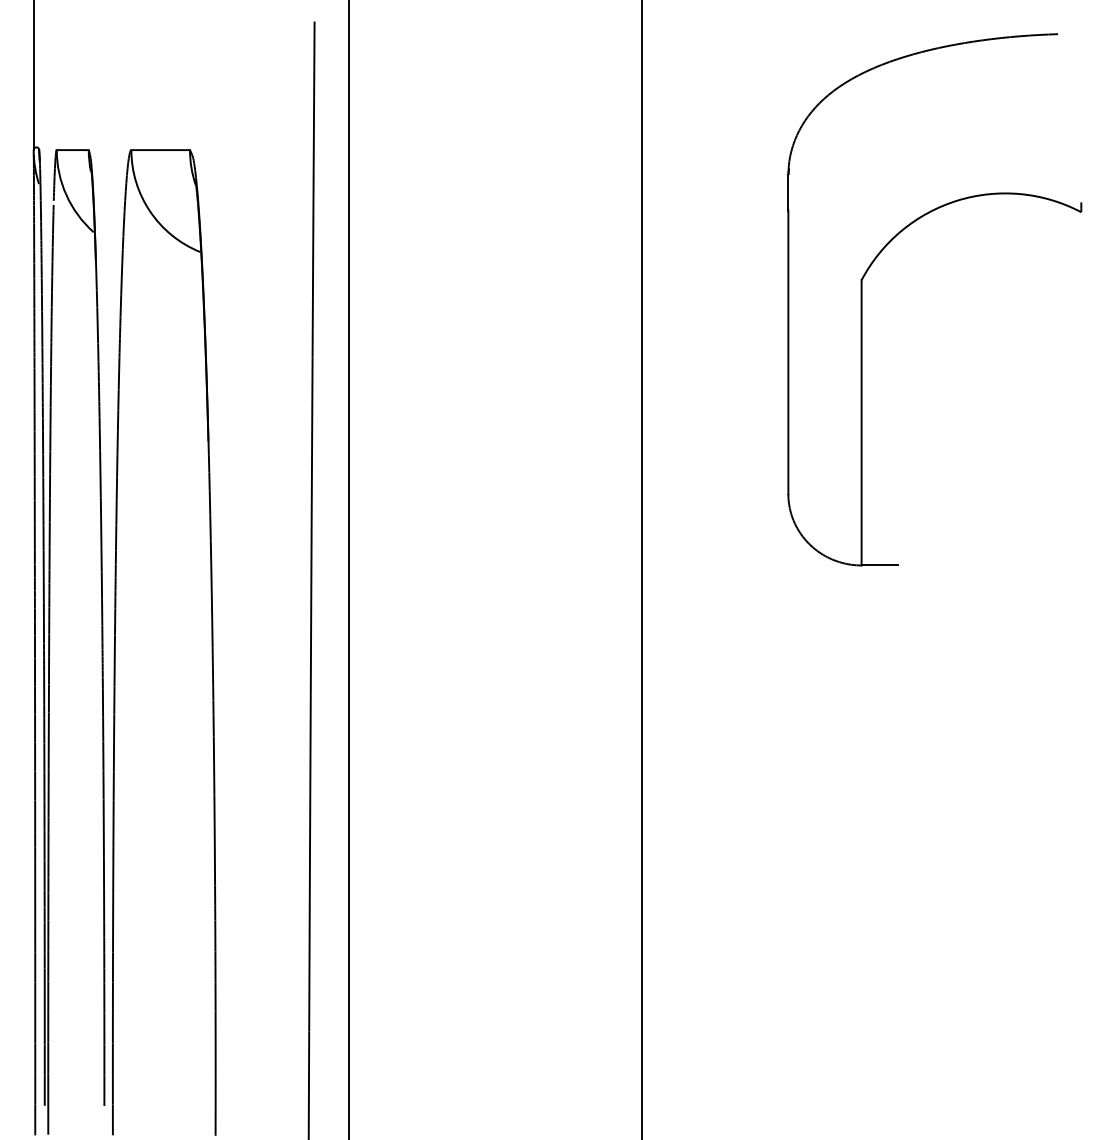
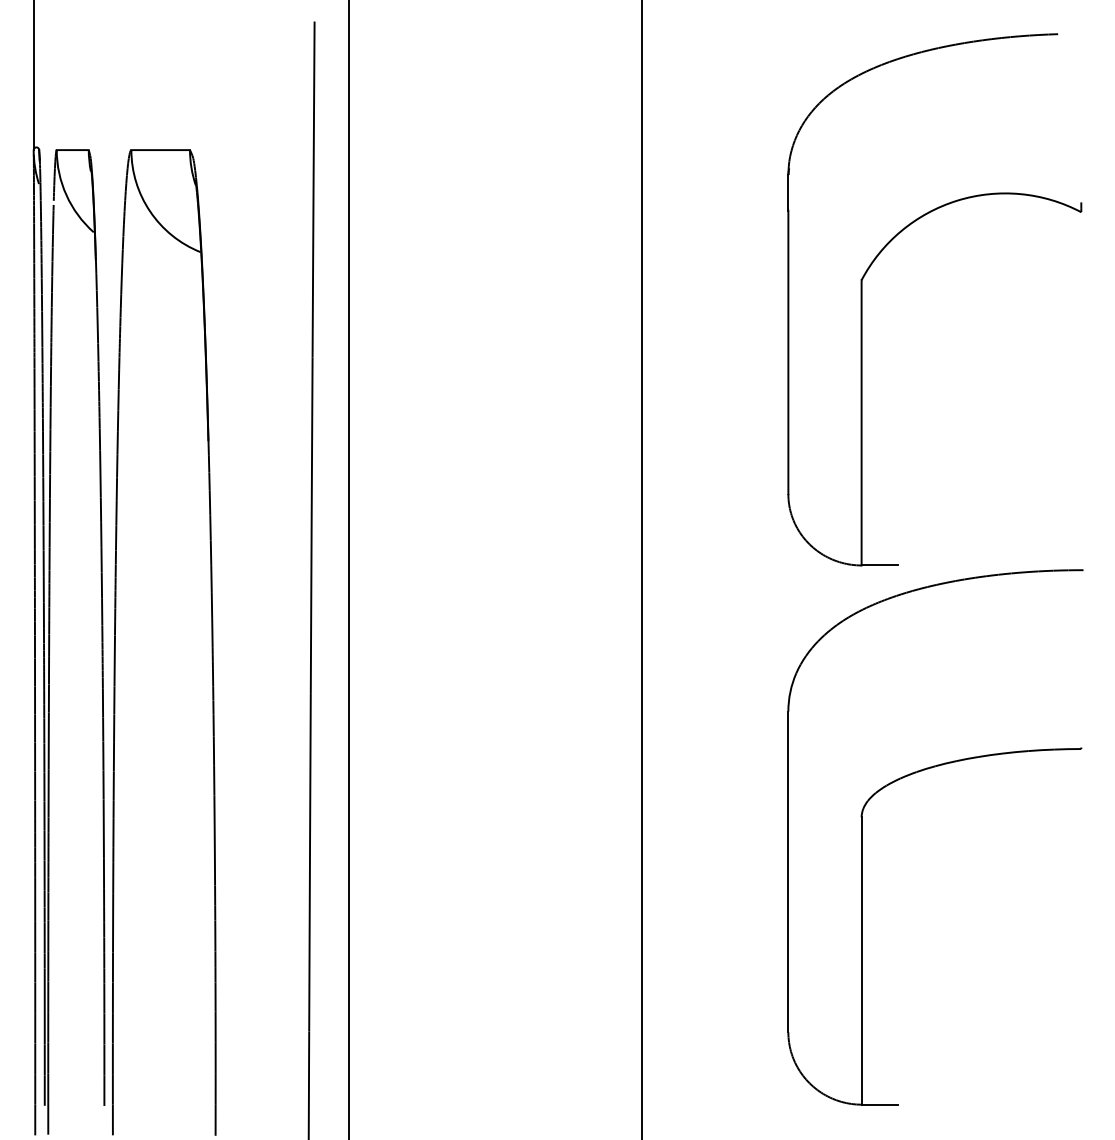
part: none -> present (908, 776)
